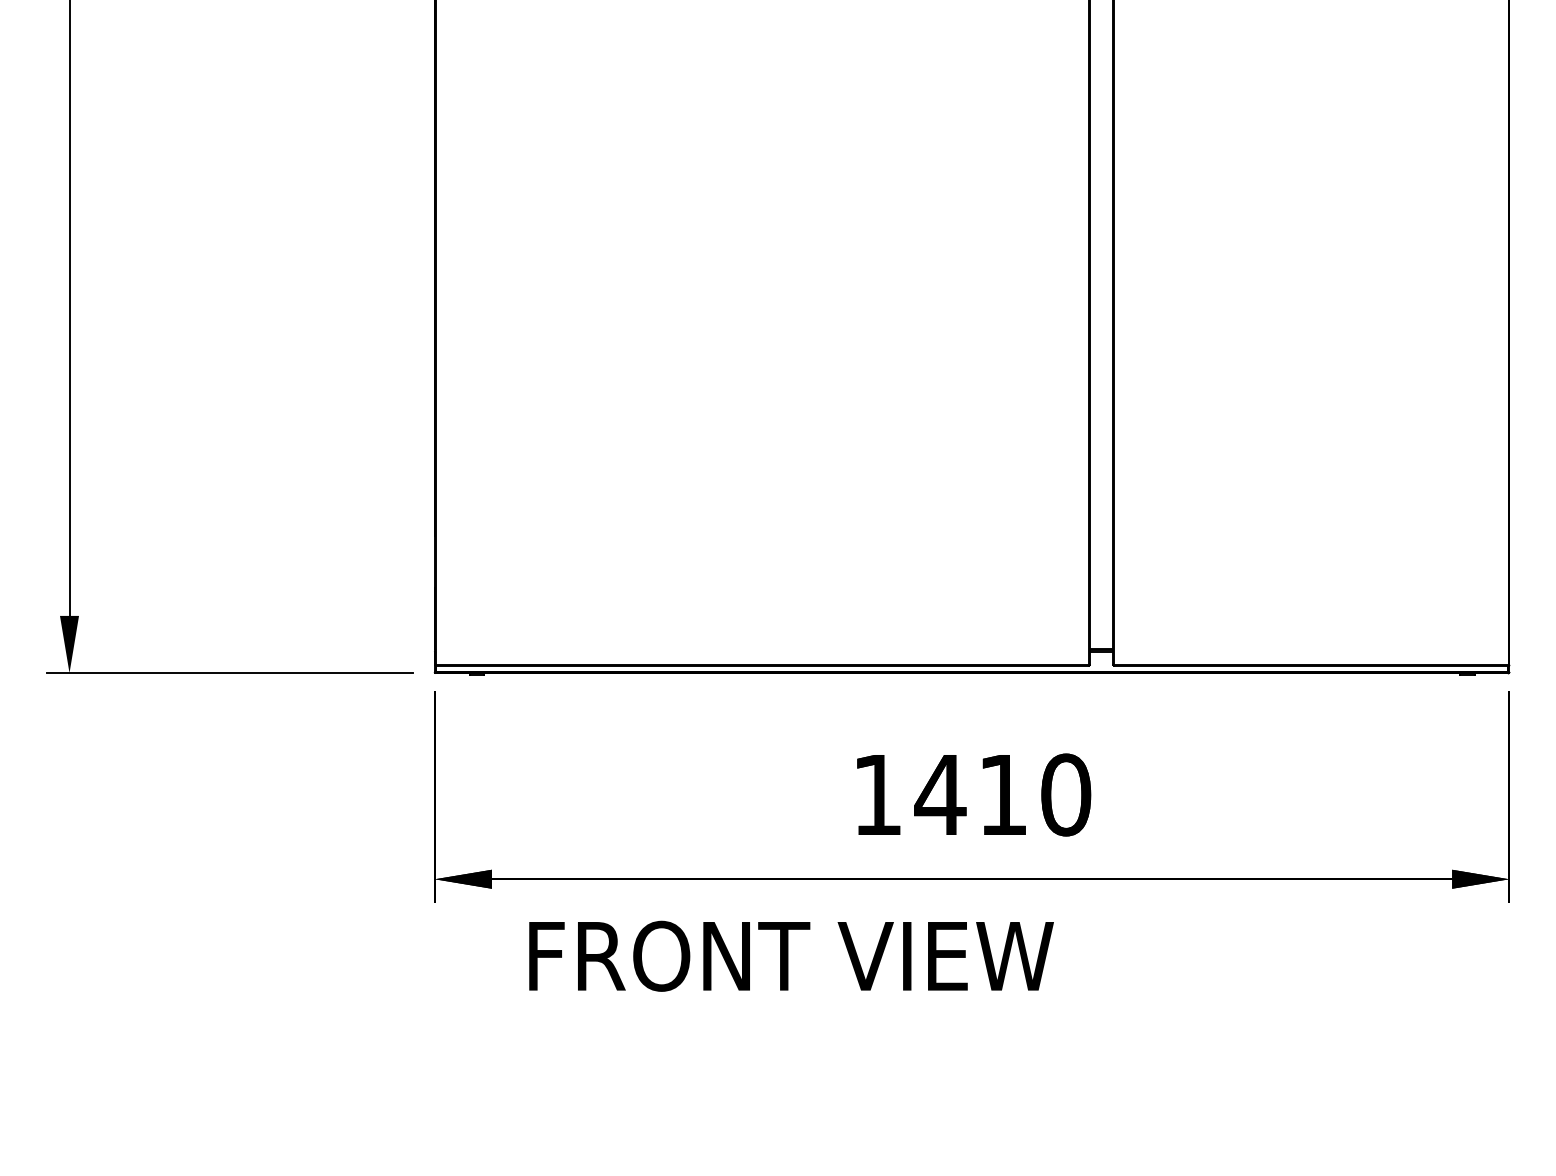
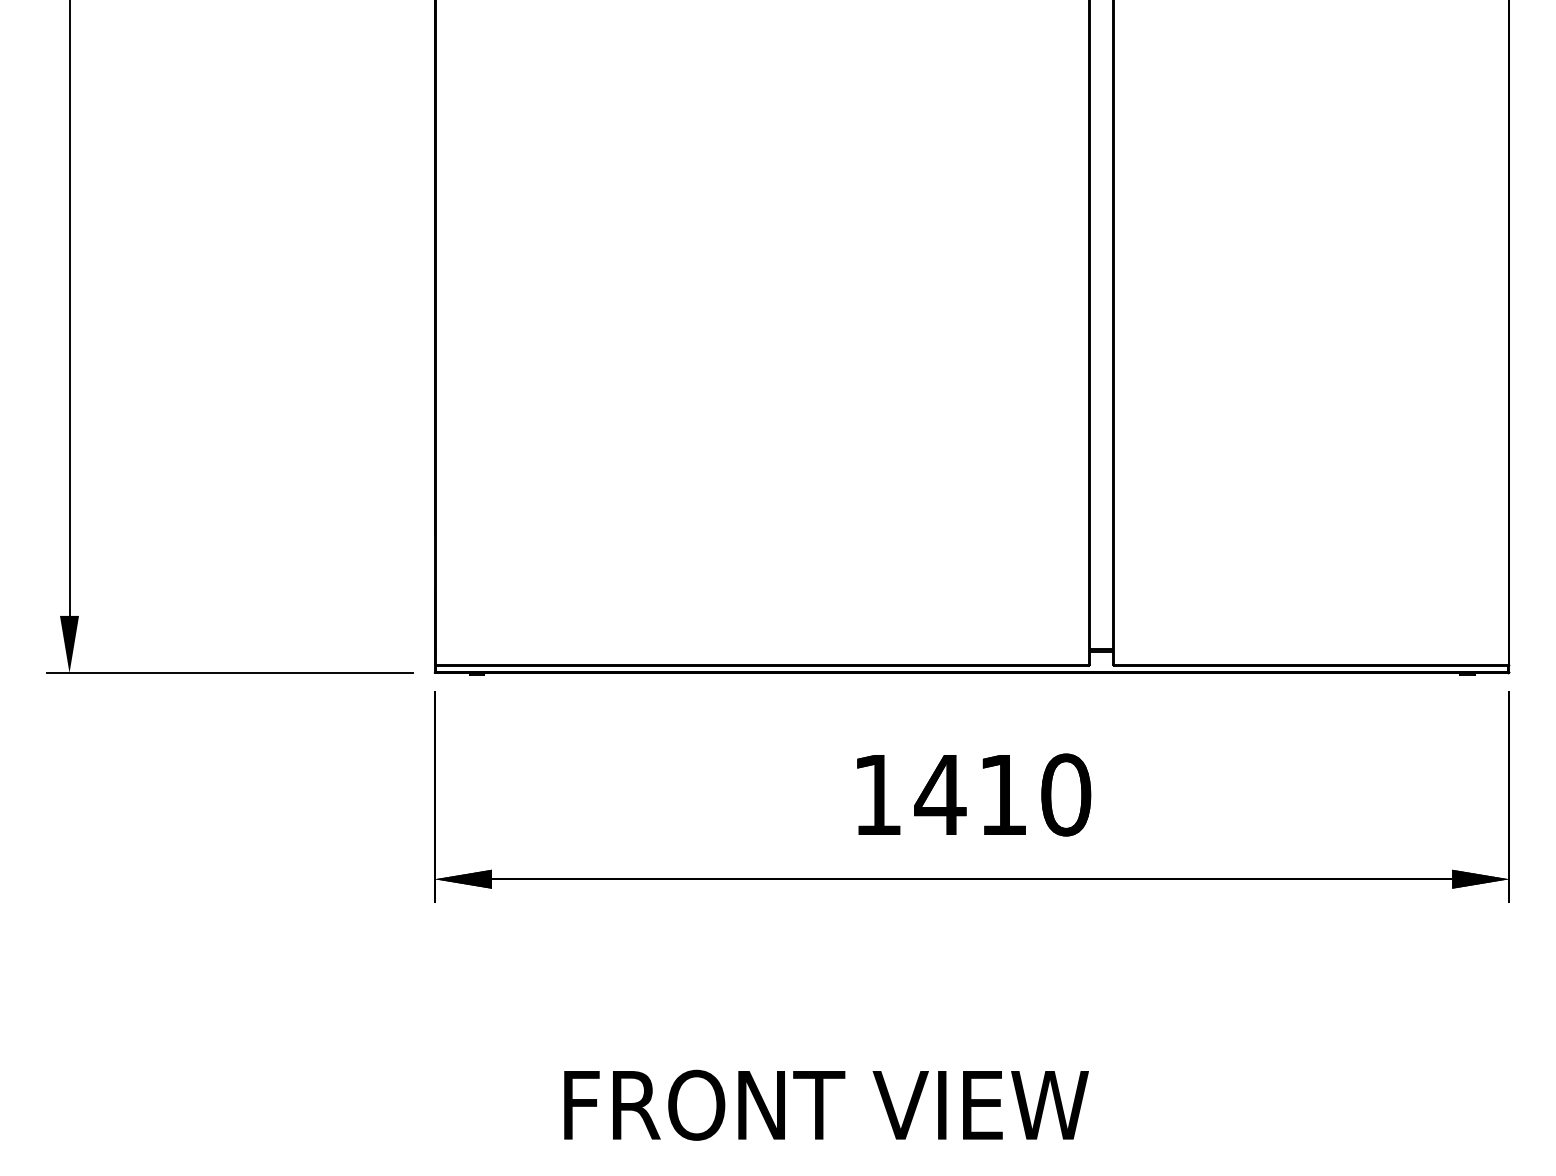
text position: (791, 955) -> (826, 1104) (826, 1104)
